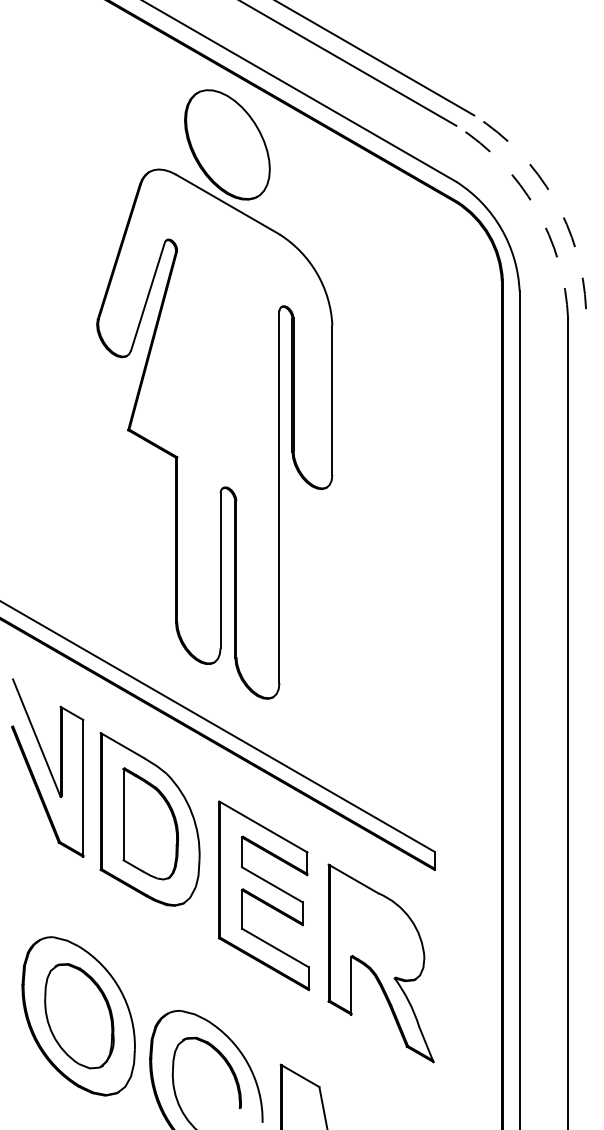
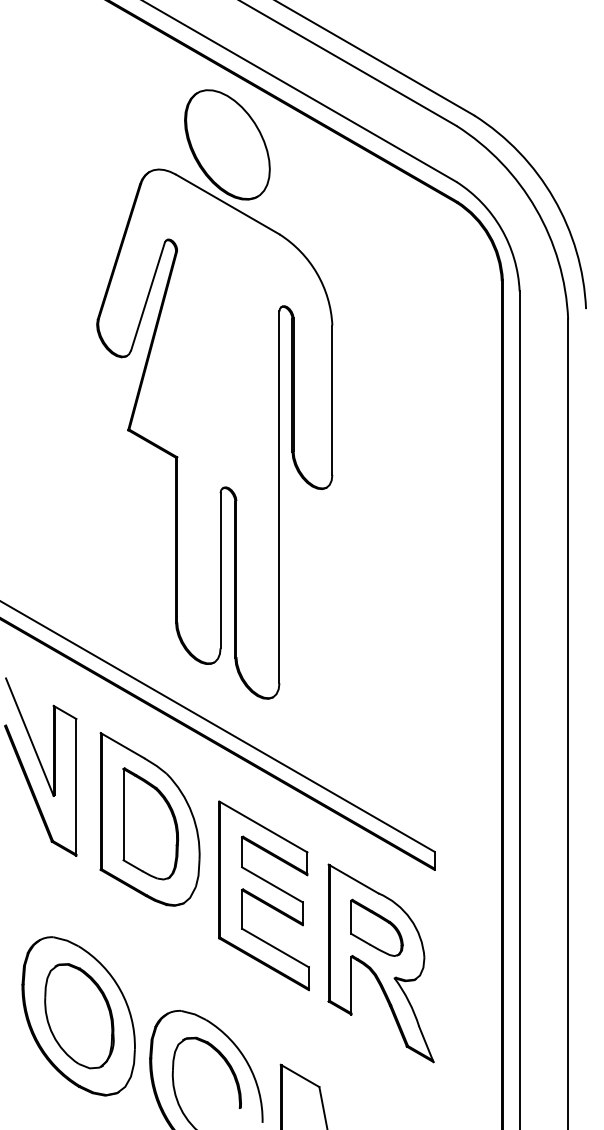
arc: dashed -> solid (553, 198)
arc: dashed -> solid (536, 208)
part position: (47, 767) -> (40, 766) (40, 766)
part: none -> present (376, 927)
